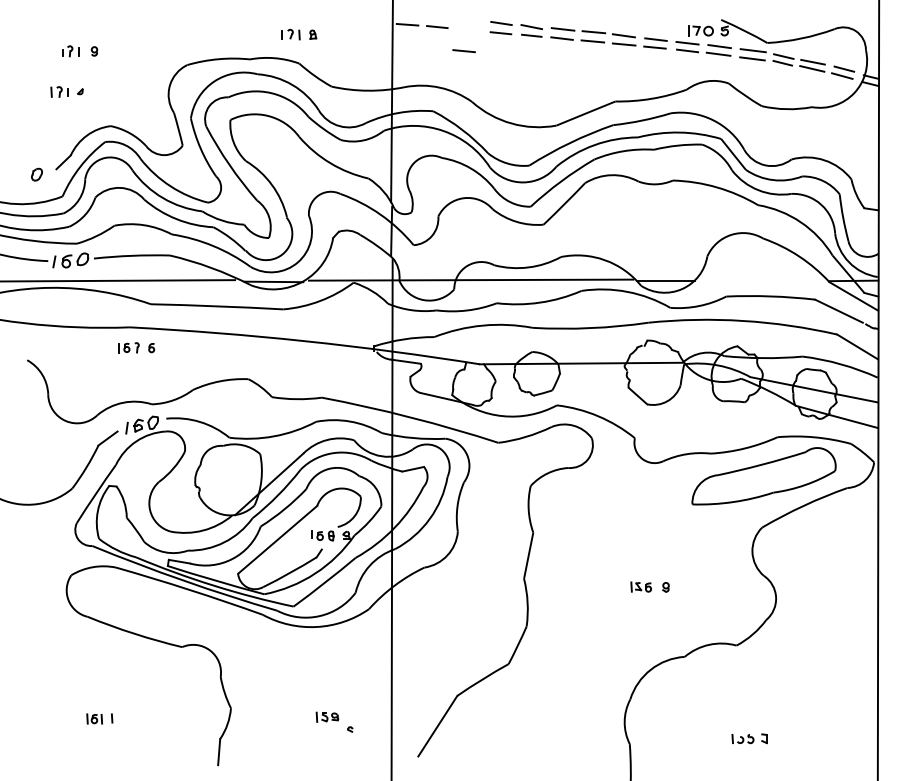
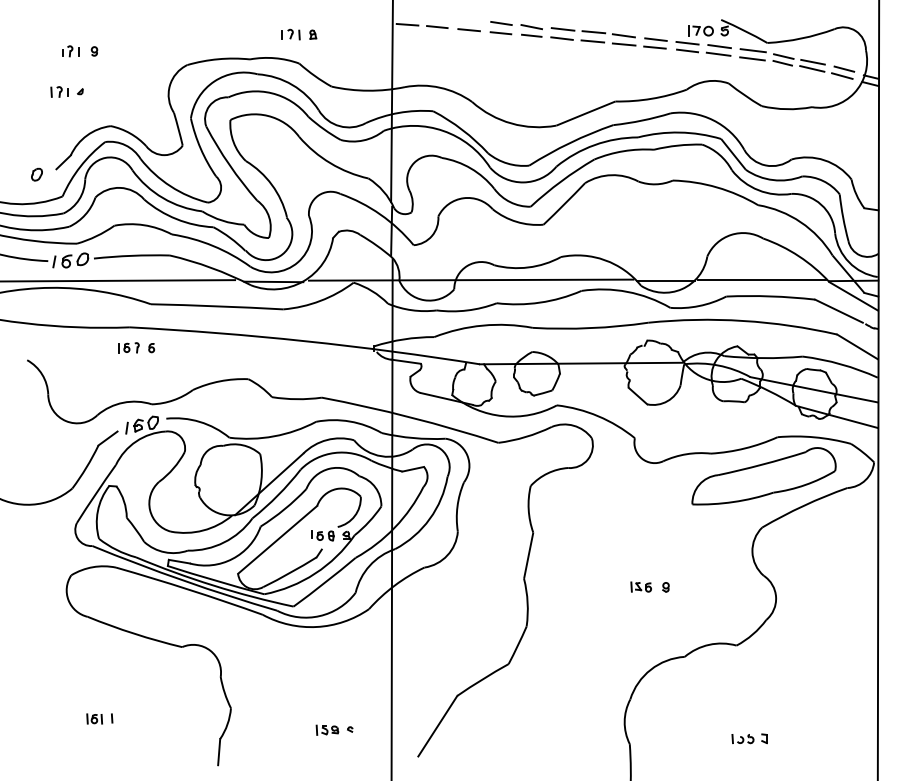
line position: (463, 51) -> (468, 30) (468, 30)
line: none -> present (761, 280)
part position: (327, 716) -> (327, 729) (327, 729)
